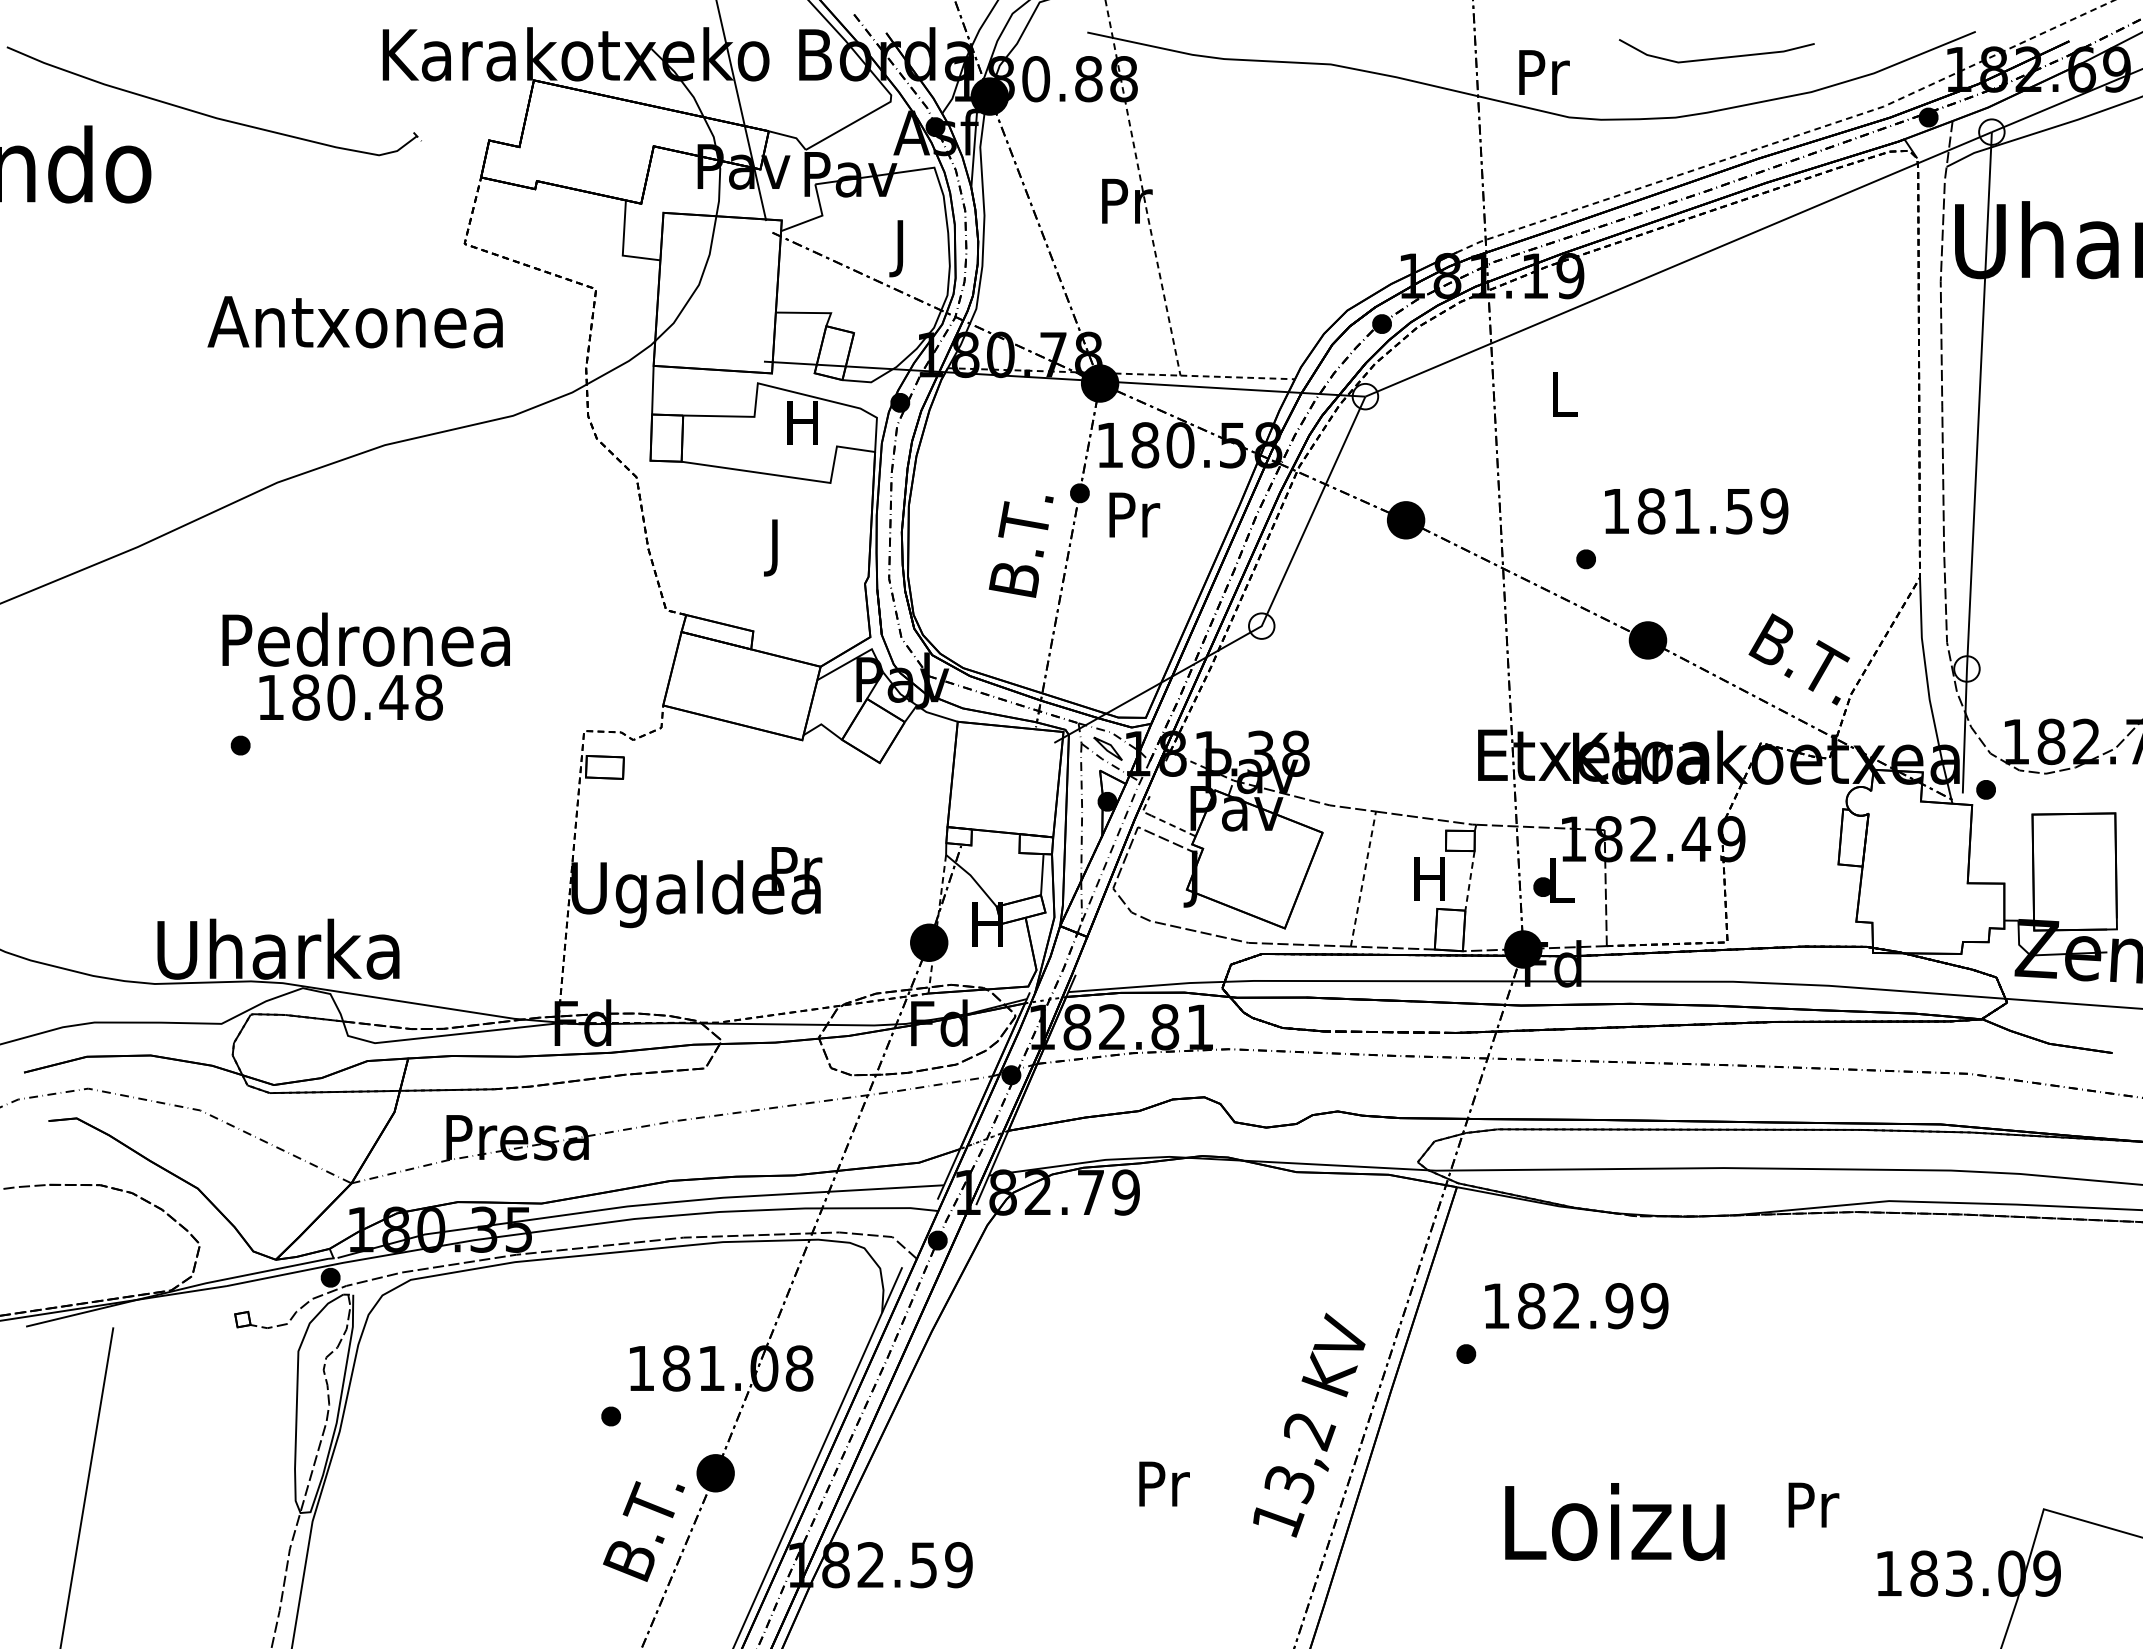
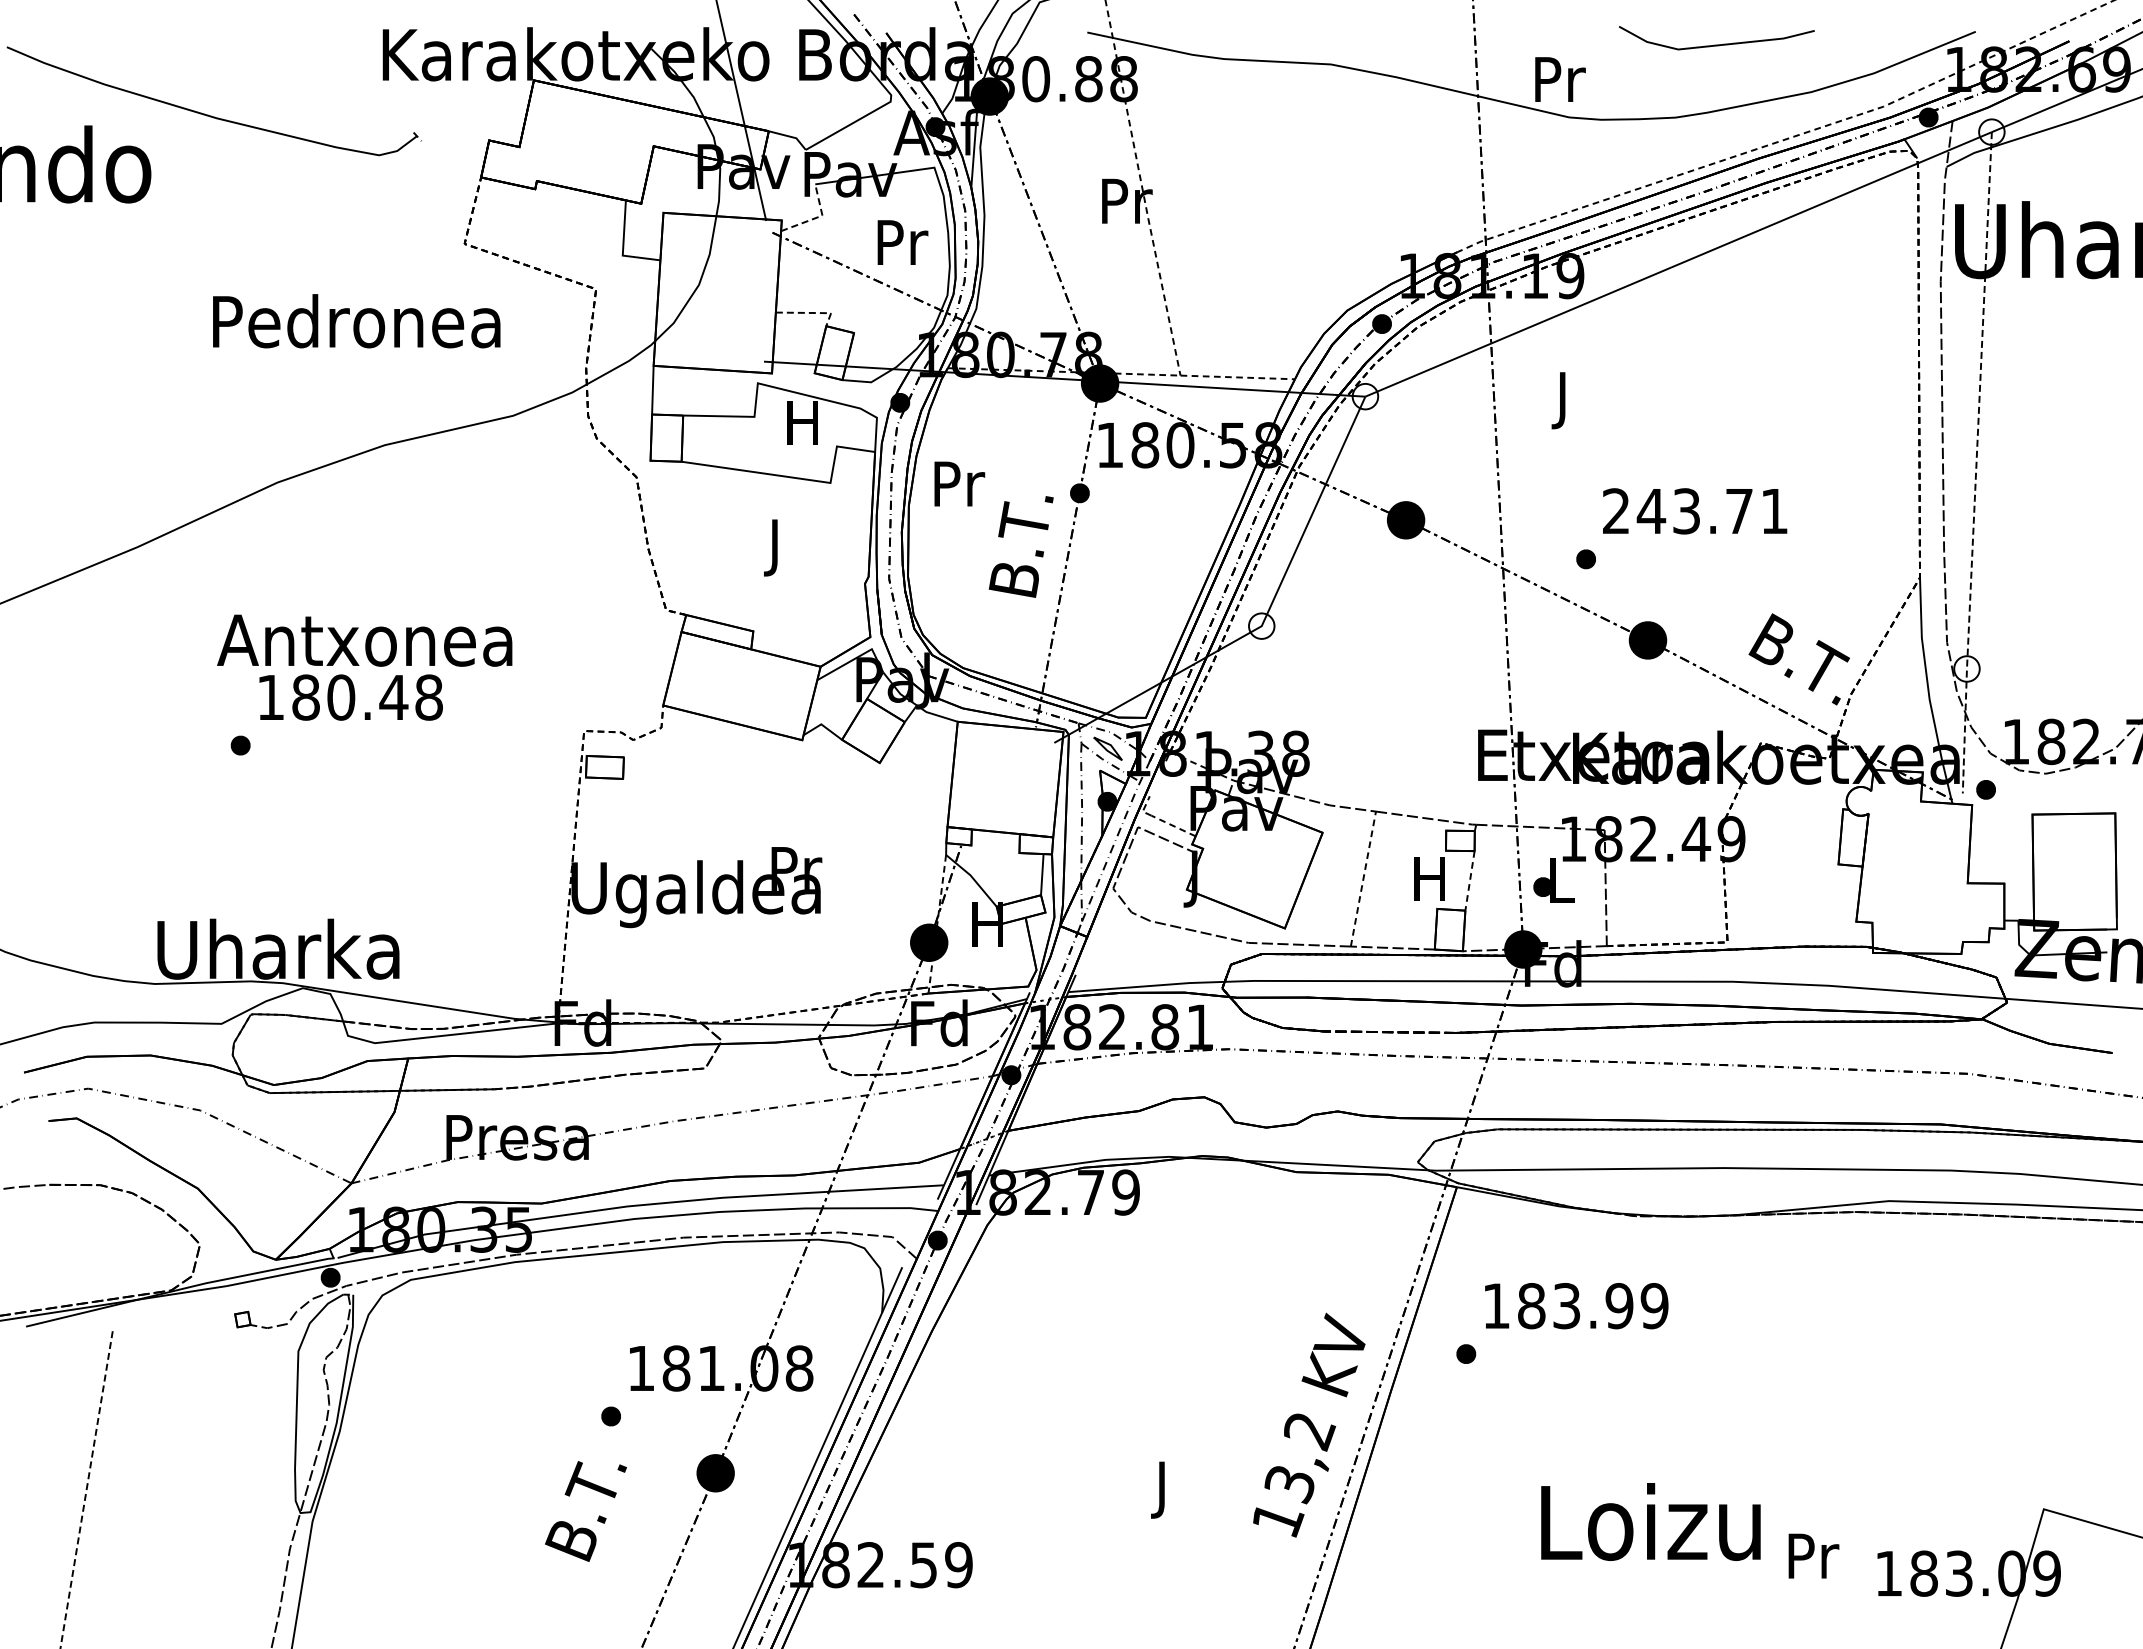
line position: (1716, 57) -> (1716, 44) (1716, 44)
text position: (1544, 72) -> (1560, 79) (1560, 79)
line: solid -> dashed (817, 217)
text: J -> Pr (902, 248)
line: solid -> dashed (811, 312)
text: Antxonea -> Pedronea (354, 321)
text: L -> J (1564, 400)
line: solid -> dashed (1976, 463)
text: 181.59 -> 243.71 (1695, 511)
text position: (1134, 514) -> (959, 483) (959, 483)
text: Pedronea -> Antxonea (364, 639)
text: 182.99 -> 183.99 (1566, 1306)
line: solid -> dashed (86, 1488)
text: Pr -> J (1164, 1489)
text position: (1813, 1504) -> (1813, 1555) (1813, 1555)
text position: (1614, 1521) -> (1650, 1521) (1650, 1521)
text position: (643, 1531) -> (585, 1511) (585, 1511)
